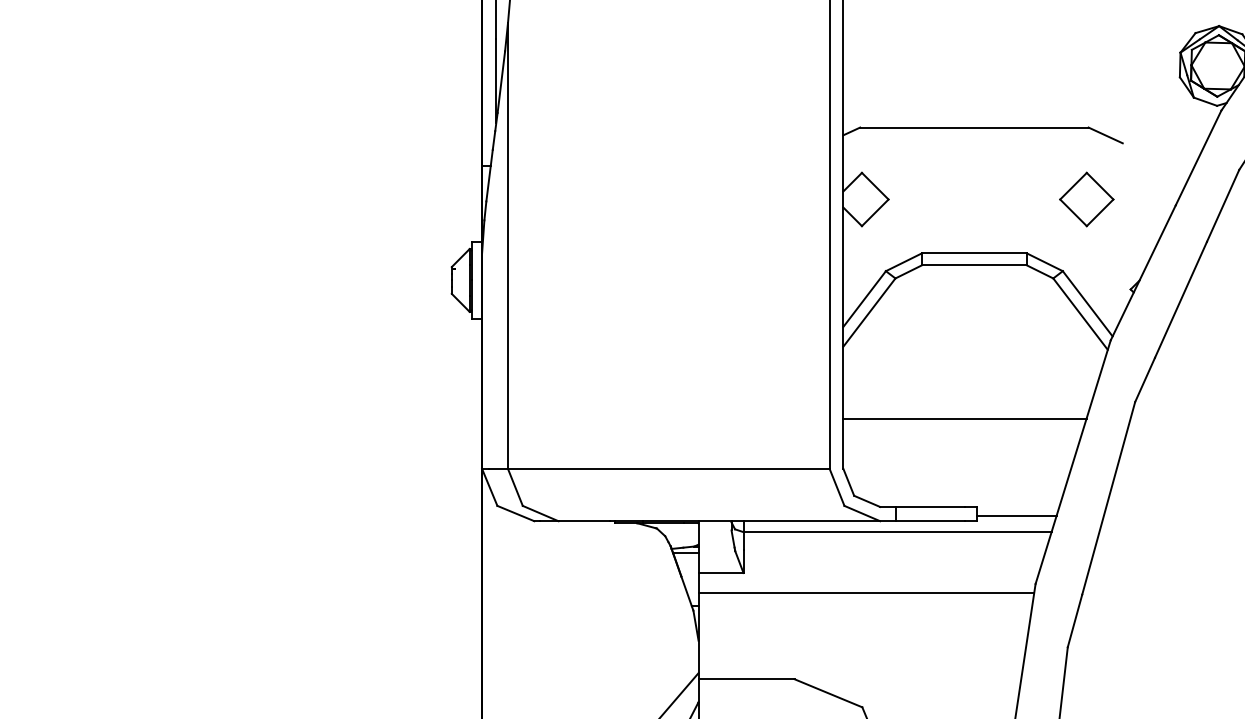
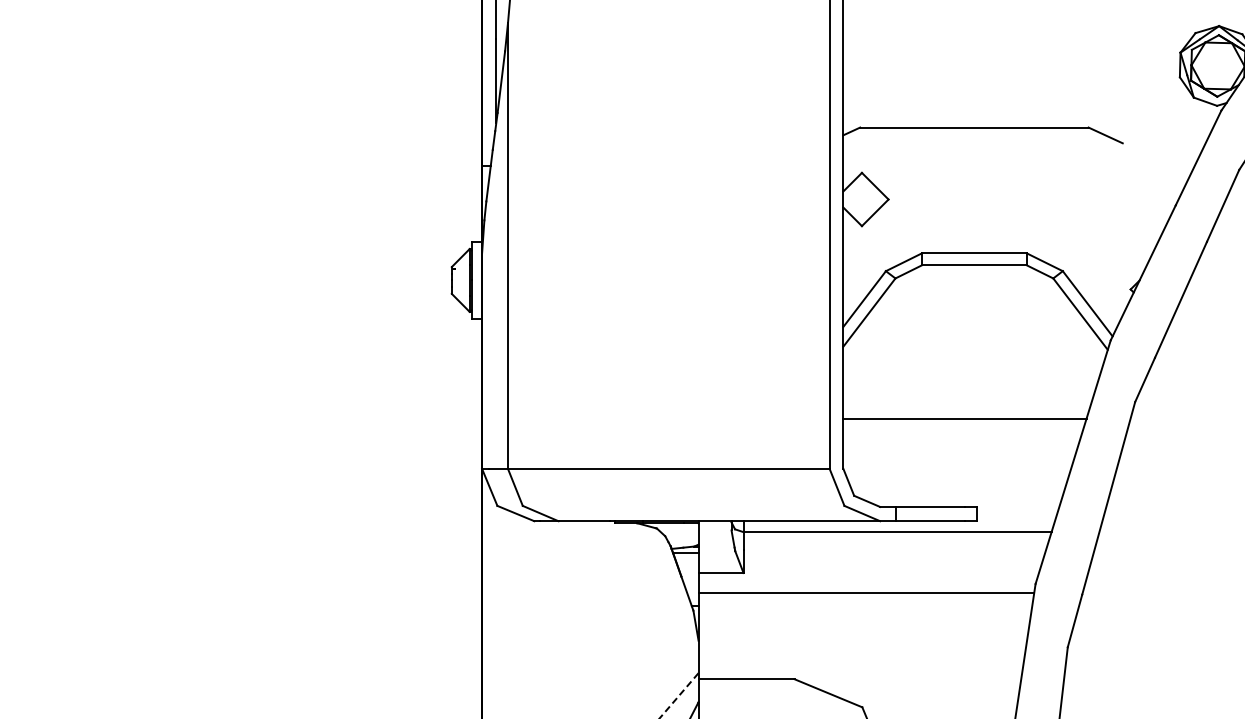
part: present -> none (1086, 199)
line: present -> none (1016, 515)
line: solid -> dashed (679, 695)
